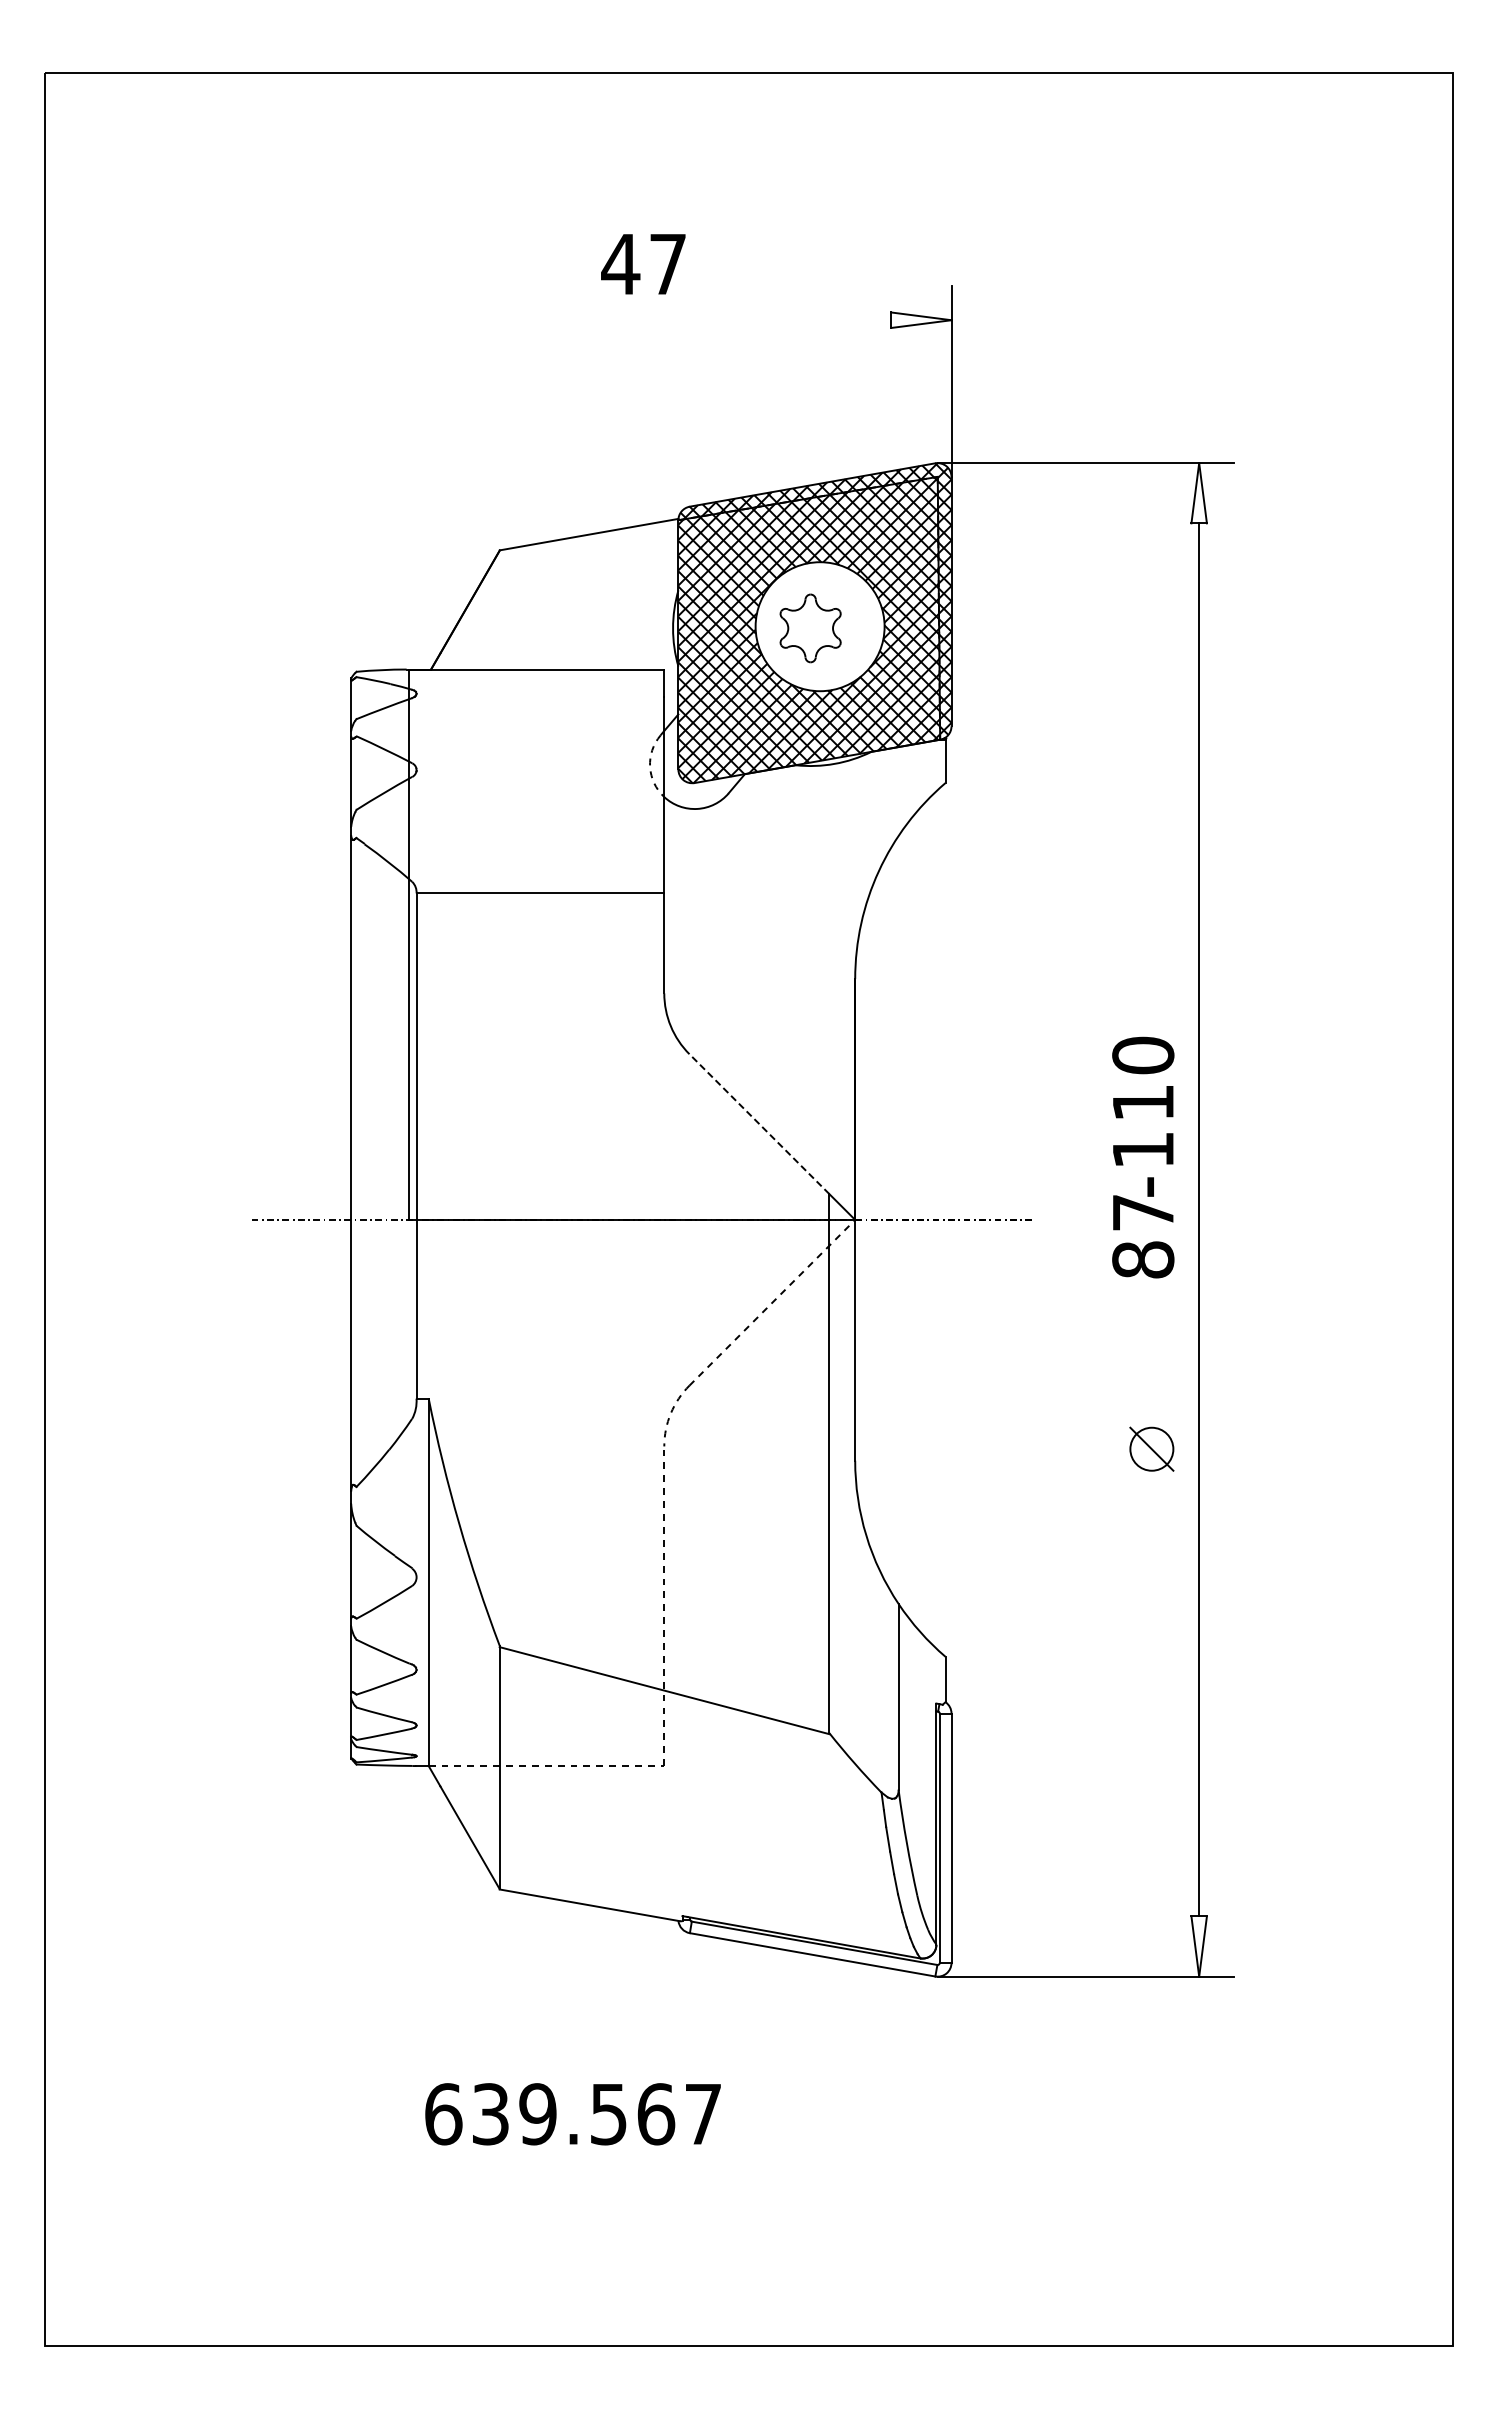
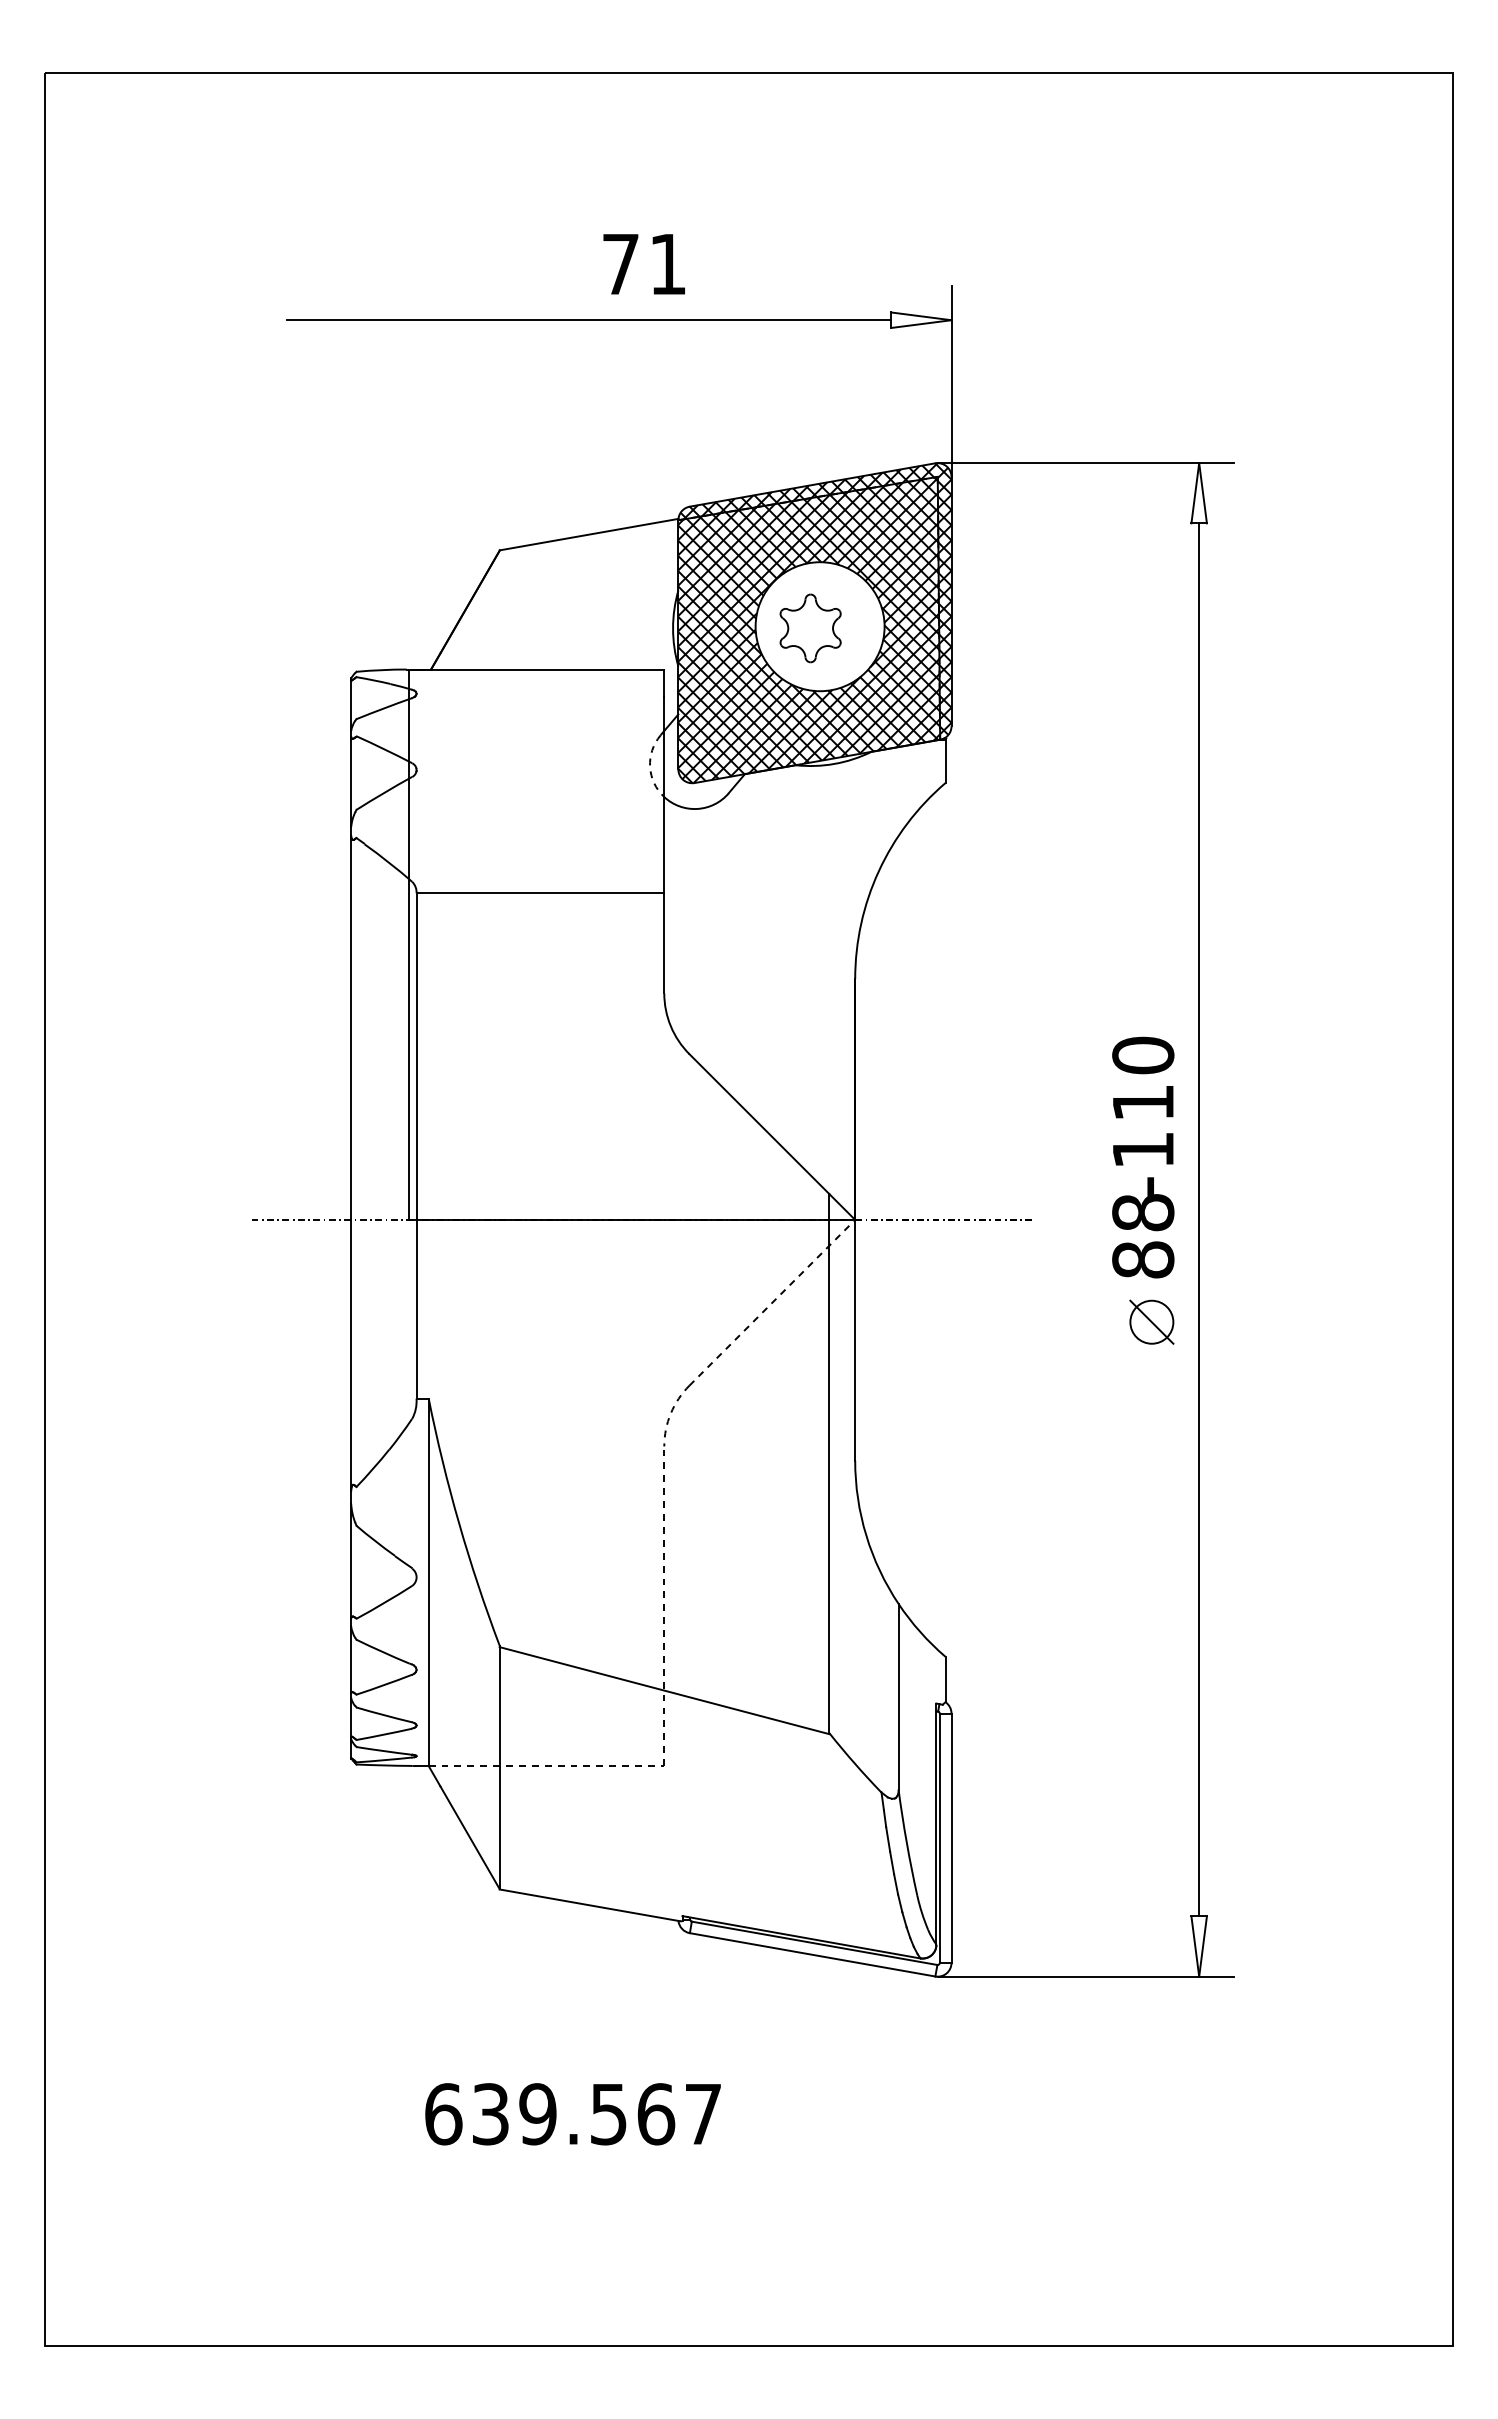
text: 47 -> 71 (643, 264)
line: none -> present (589, 320)
line: dashed -> solid (759, 1124)
text: 87 -> 88 (1143, 1212)
part position: (1151, 1448) -> (1151, 1321) (1151, 1321)
